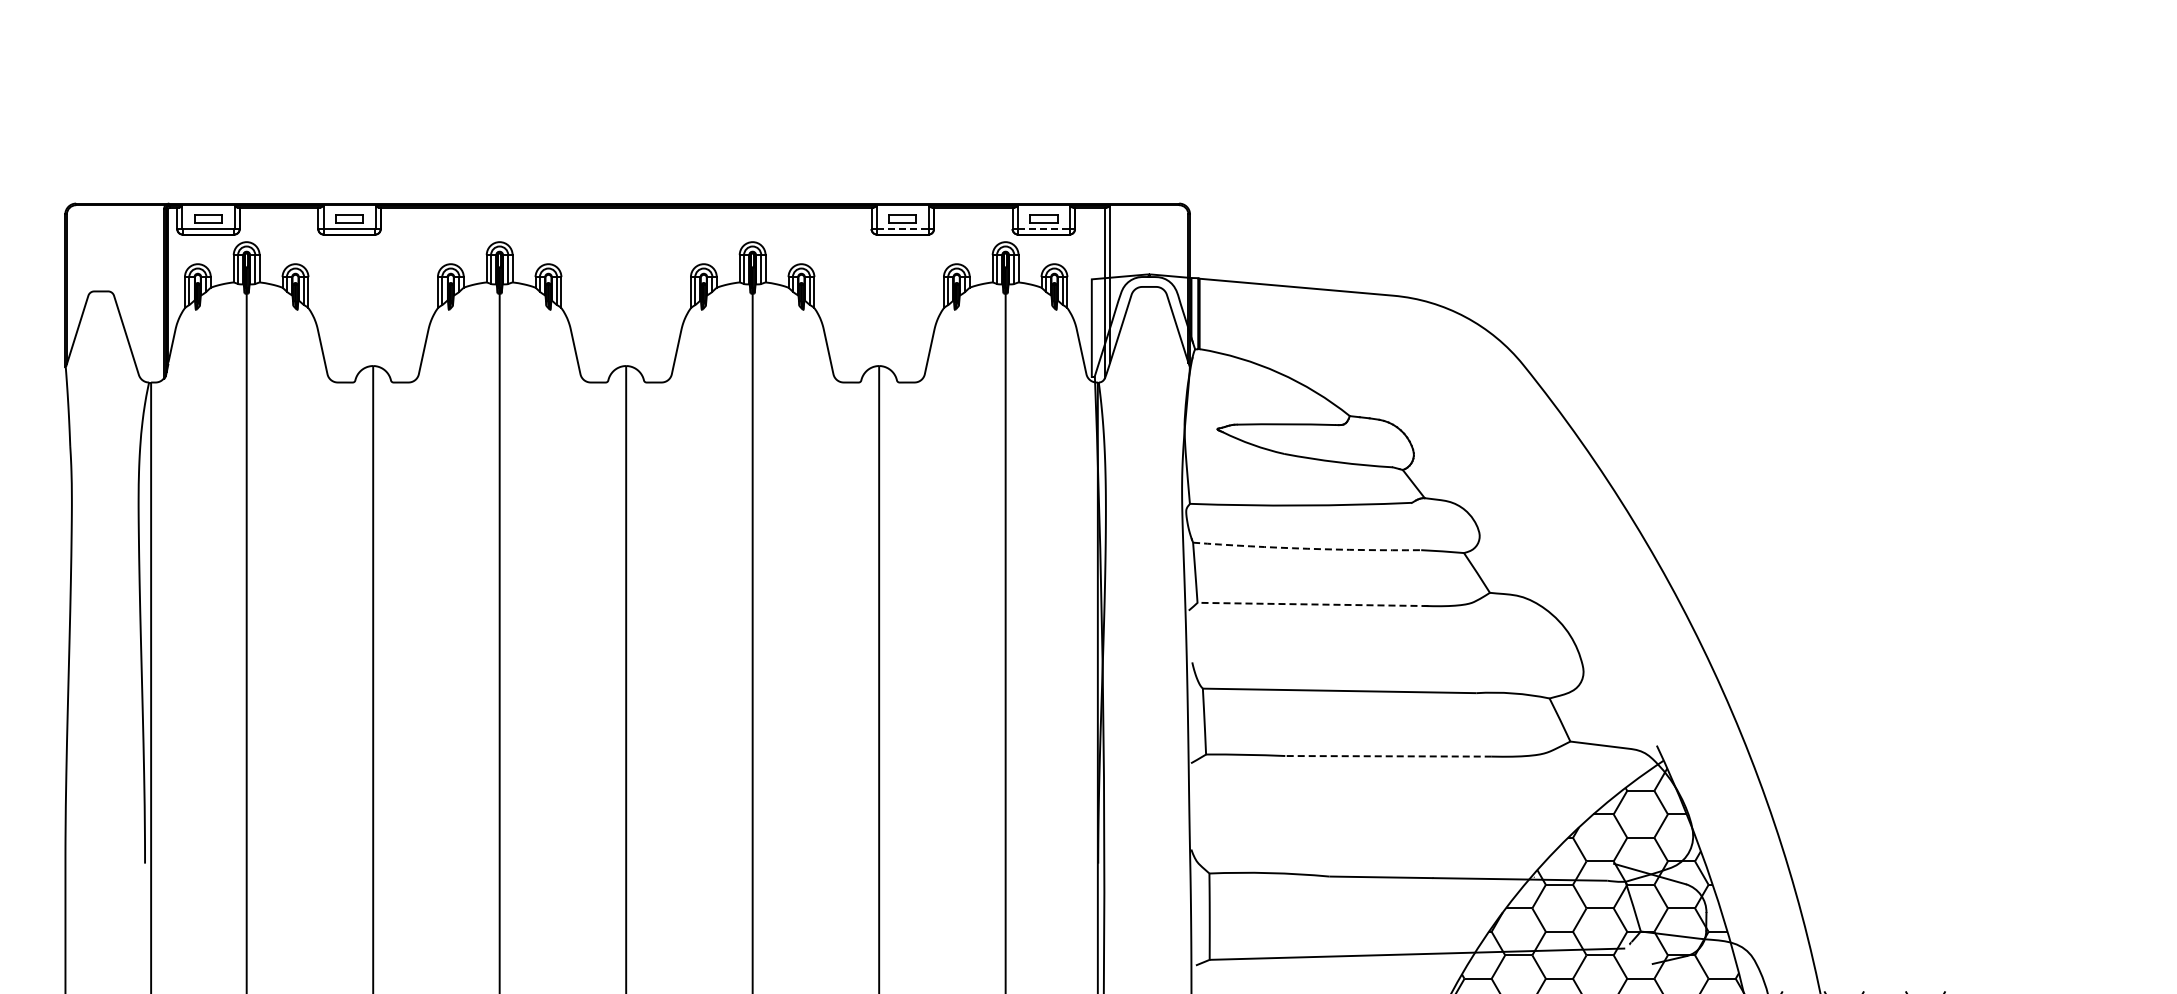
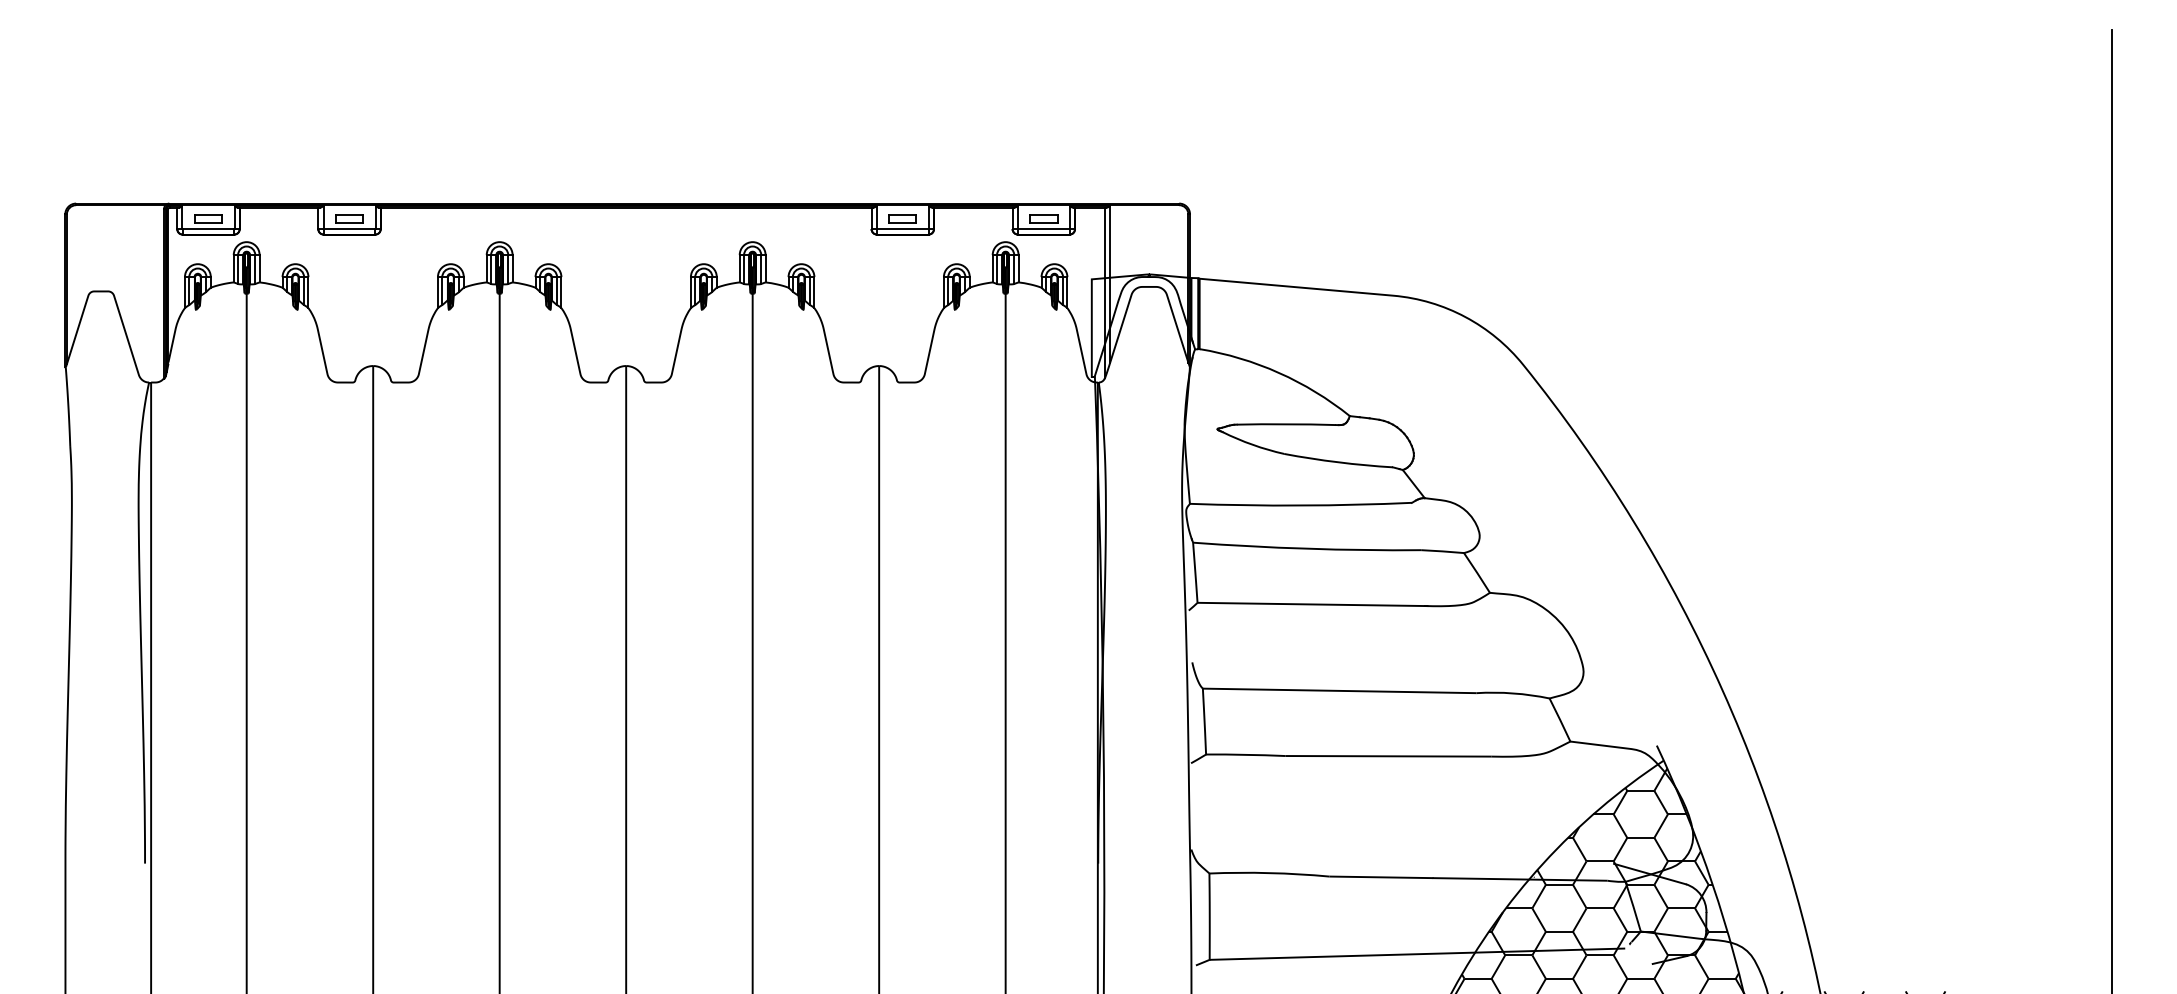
line: dashed -> solid (902, 229)
line: dashed -> solid (1043, 229)
line: none -> present (2111, 510)
arc: dashed -> solid (1307, 548)
line: dashed -> solid (1312, 604)
line: dashed -> solid (1388, 756)
